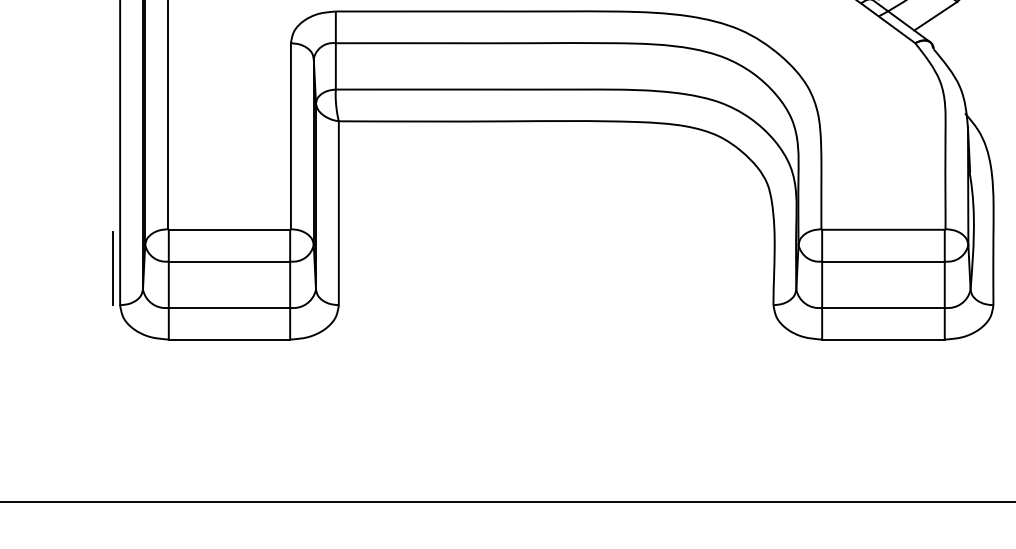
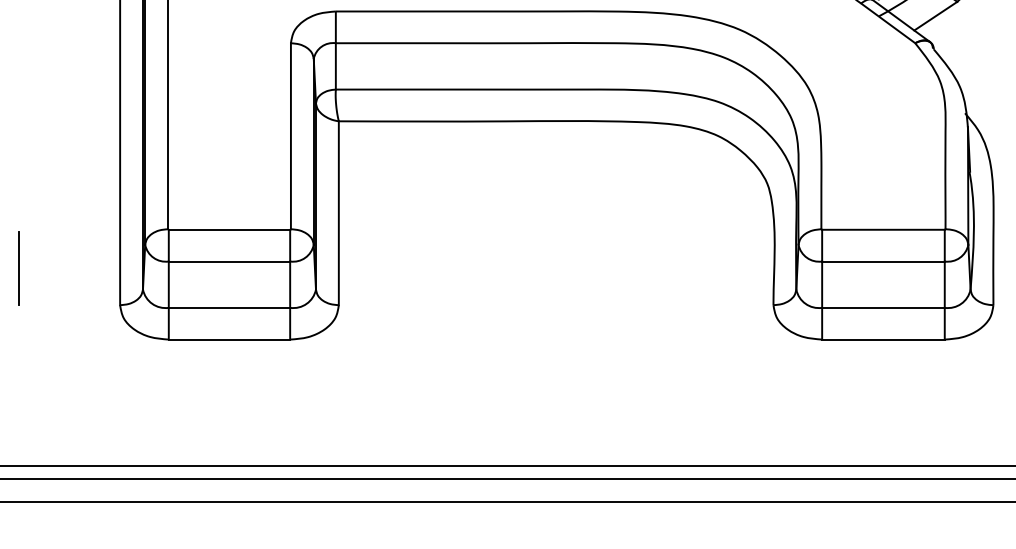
line position: (112, 268) -> (18, 268) (18, 268)
line: none -> present (507, 465)
line: none -> present (507, 479)
